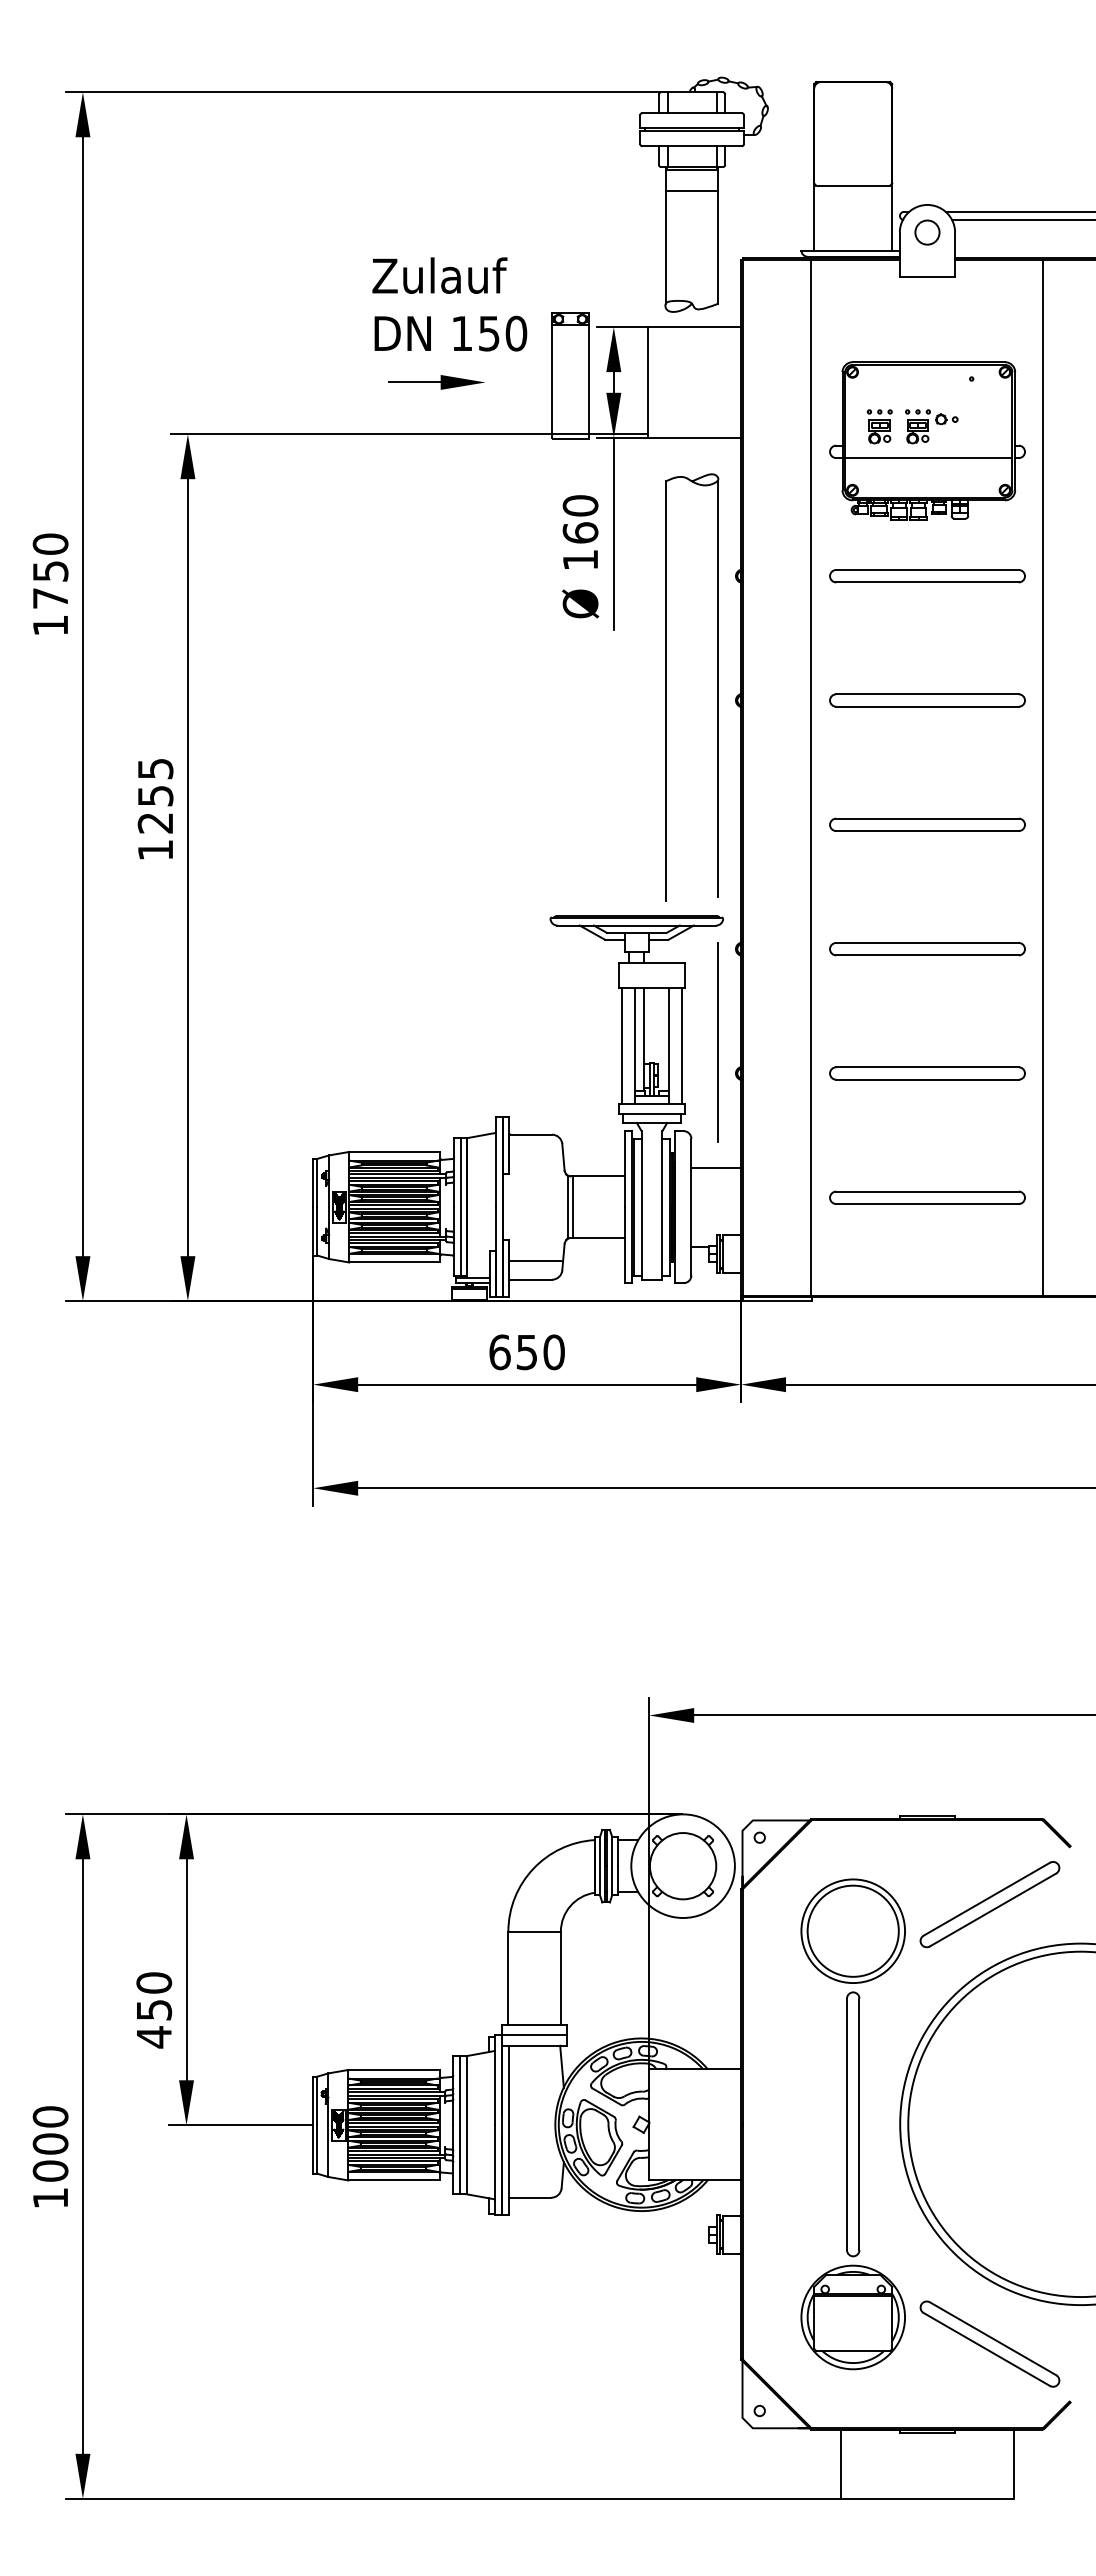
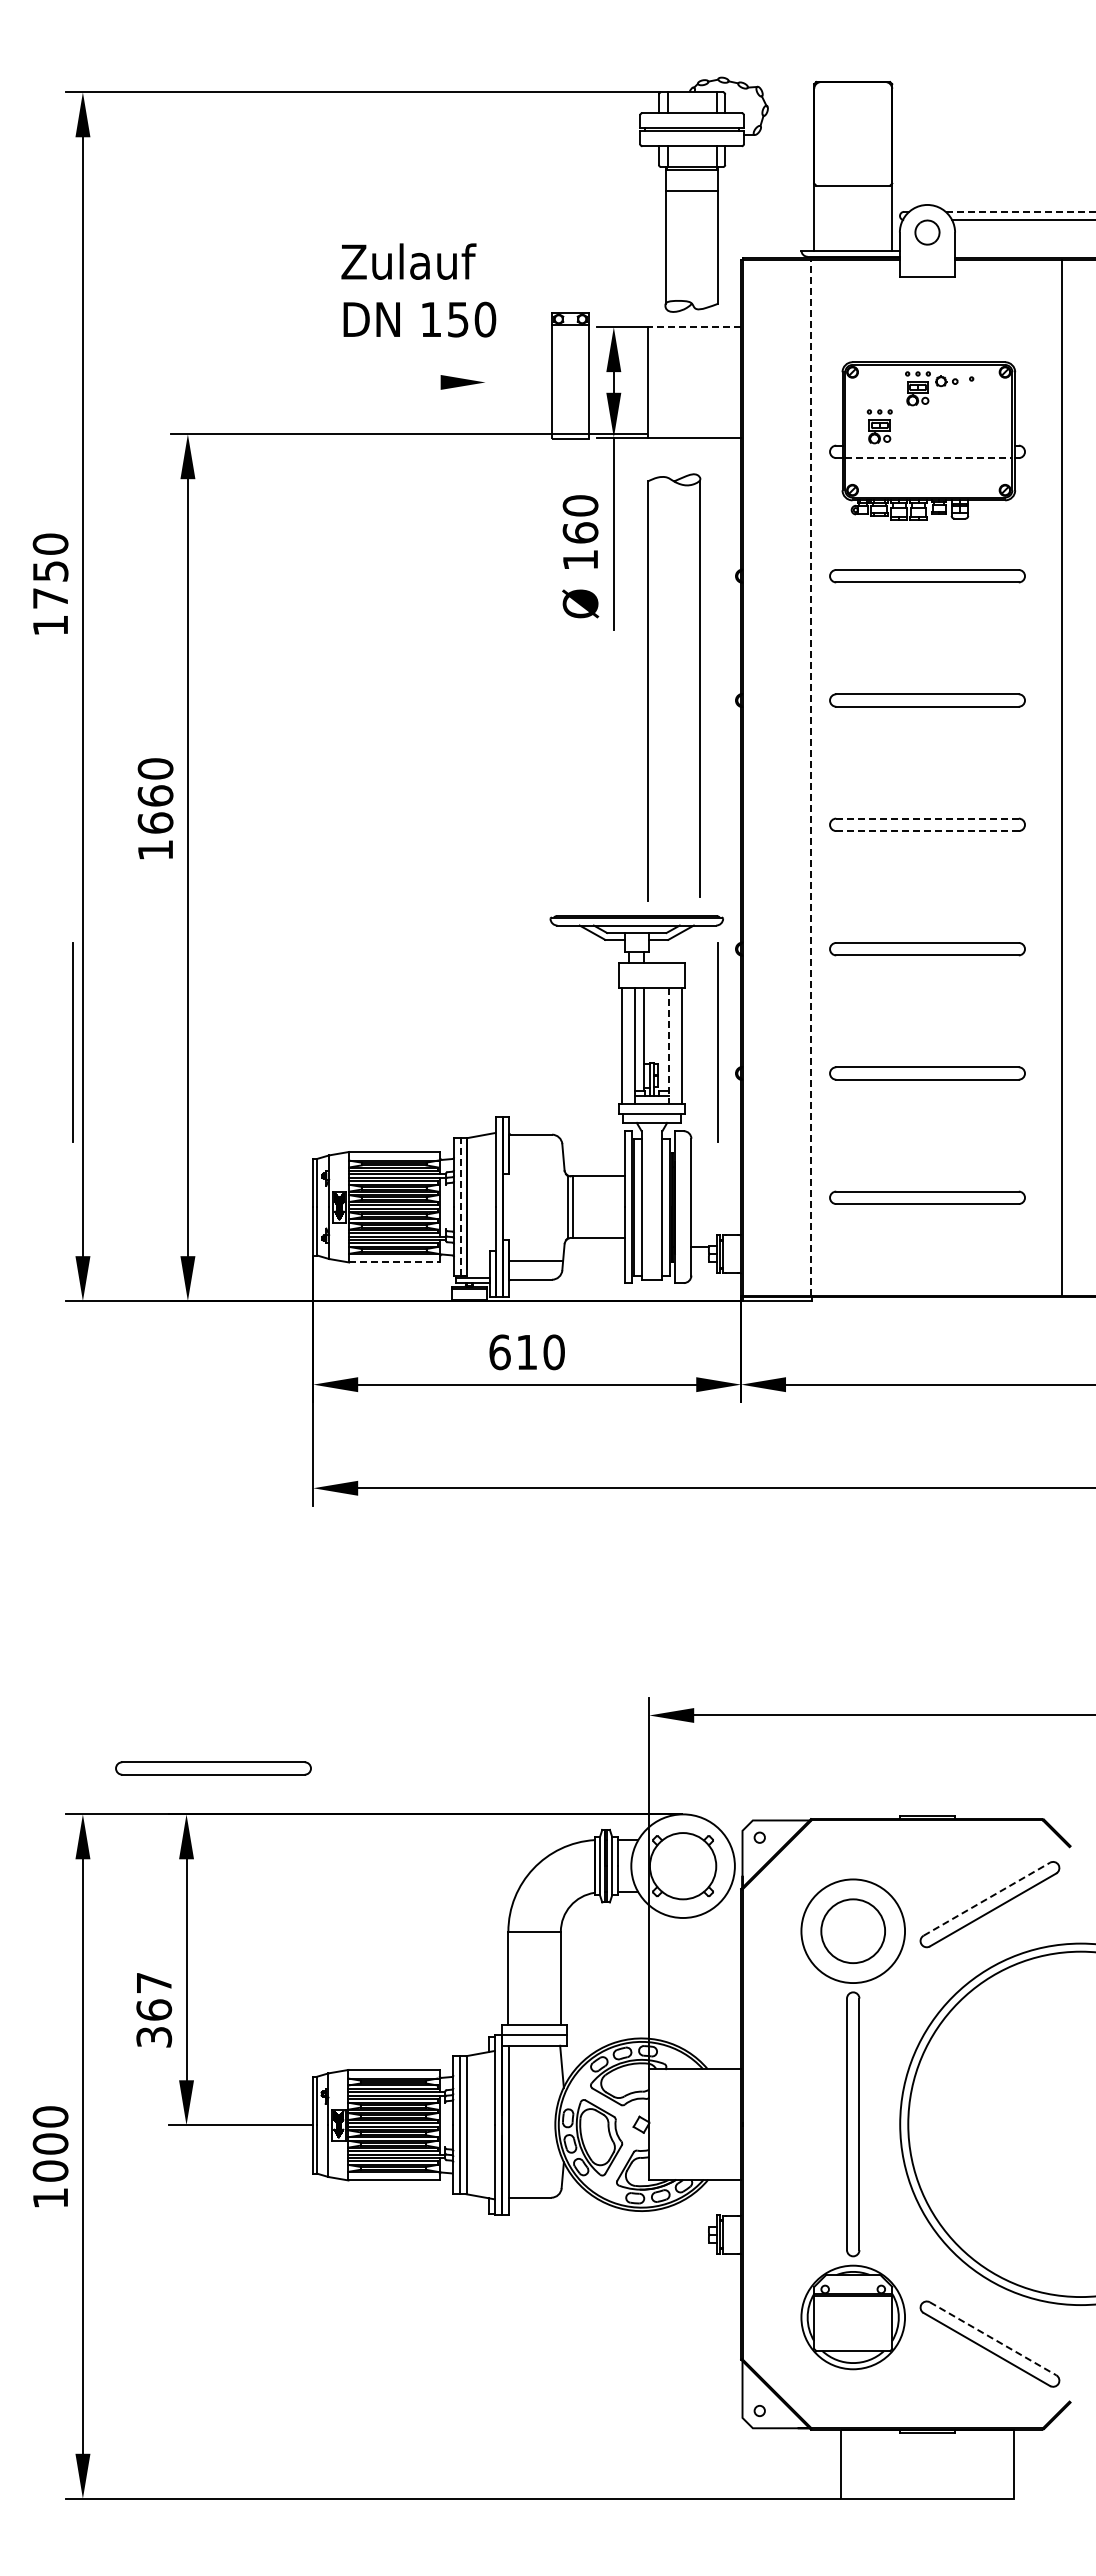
line: solid -> dashed (1020, 211)
text position: (449, 304) -> (418, 290) (418, 290)
line: solid -> dashed (694, 327)
line: present -> none (414, 382)
part position: (931, 426) -> (931, 388) (931, 388)
line: solid -> dashed (928, 458)
part position: (717, 687) -> (699, 687) (699, 687)
line: solid -> dashed (810, 777)
line position: (1043, 777) -> (1062, 777) (1062, 777)
text: 1255 -> 1660 (155, 795)
line: solid -> dashed (928, 818)
line: solid -> dashed (928, 831)
line: none -> present (72, 1042)
line: solid -> dashed (669, 1046)
line: present -> none (716, 1167)
line: solid -> dashed (461, 1206)
line: solid -> dashed (394, 1262)
text: 650 -> 610 (526, 1352)
part: none -> present (213, 1768)
line: solid -> dashed (986, 1899)
circle diameter: 91 px -> 64 px (853, 1931)
text: 450 -> 367 (154, 2010)
line: solid -> dashed (993, 2338)
